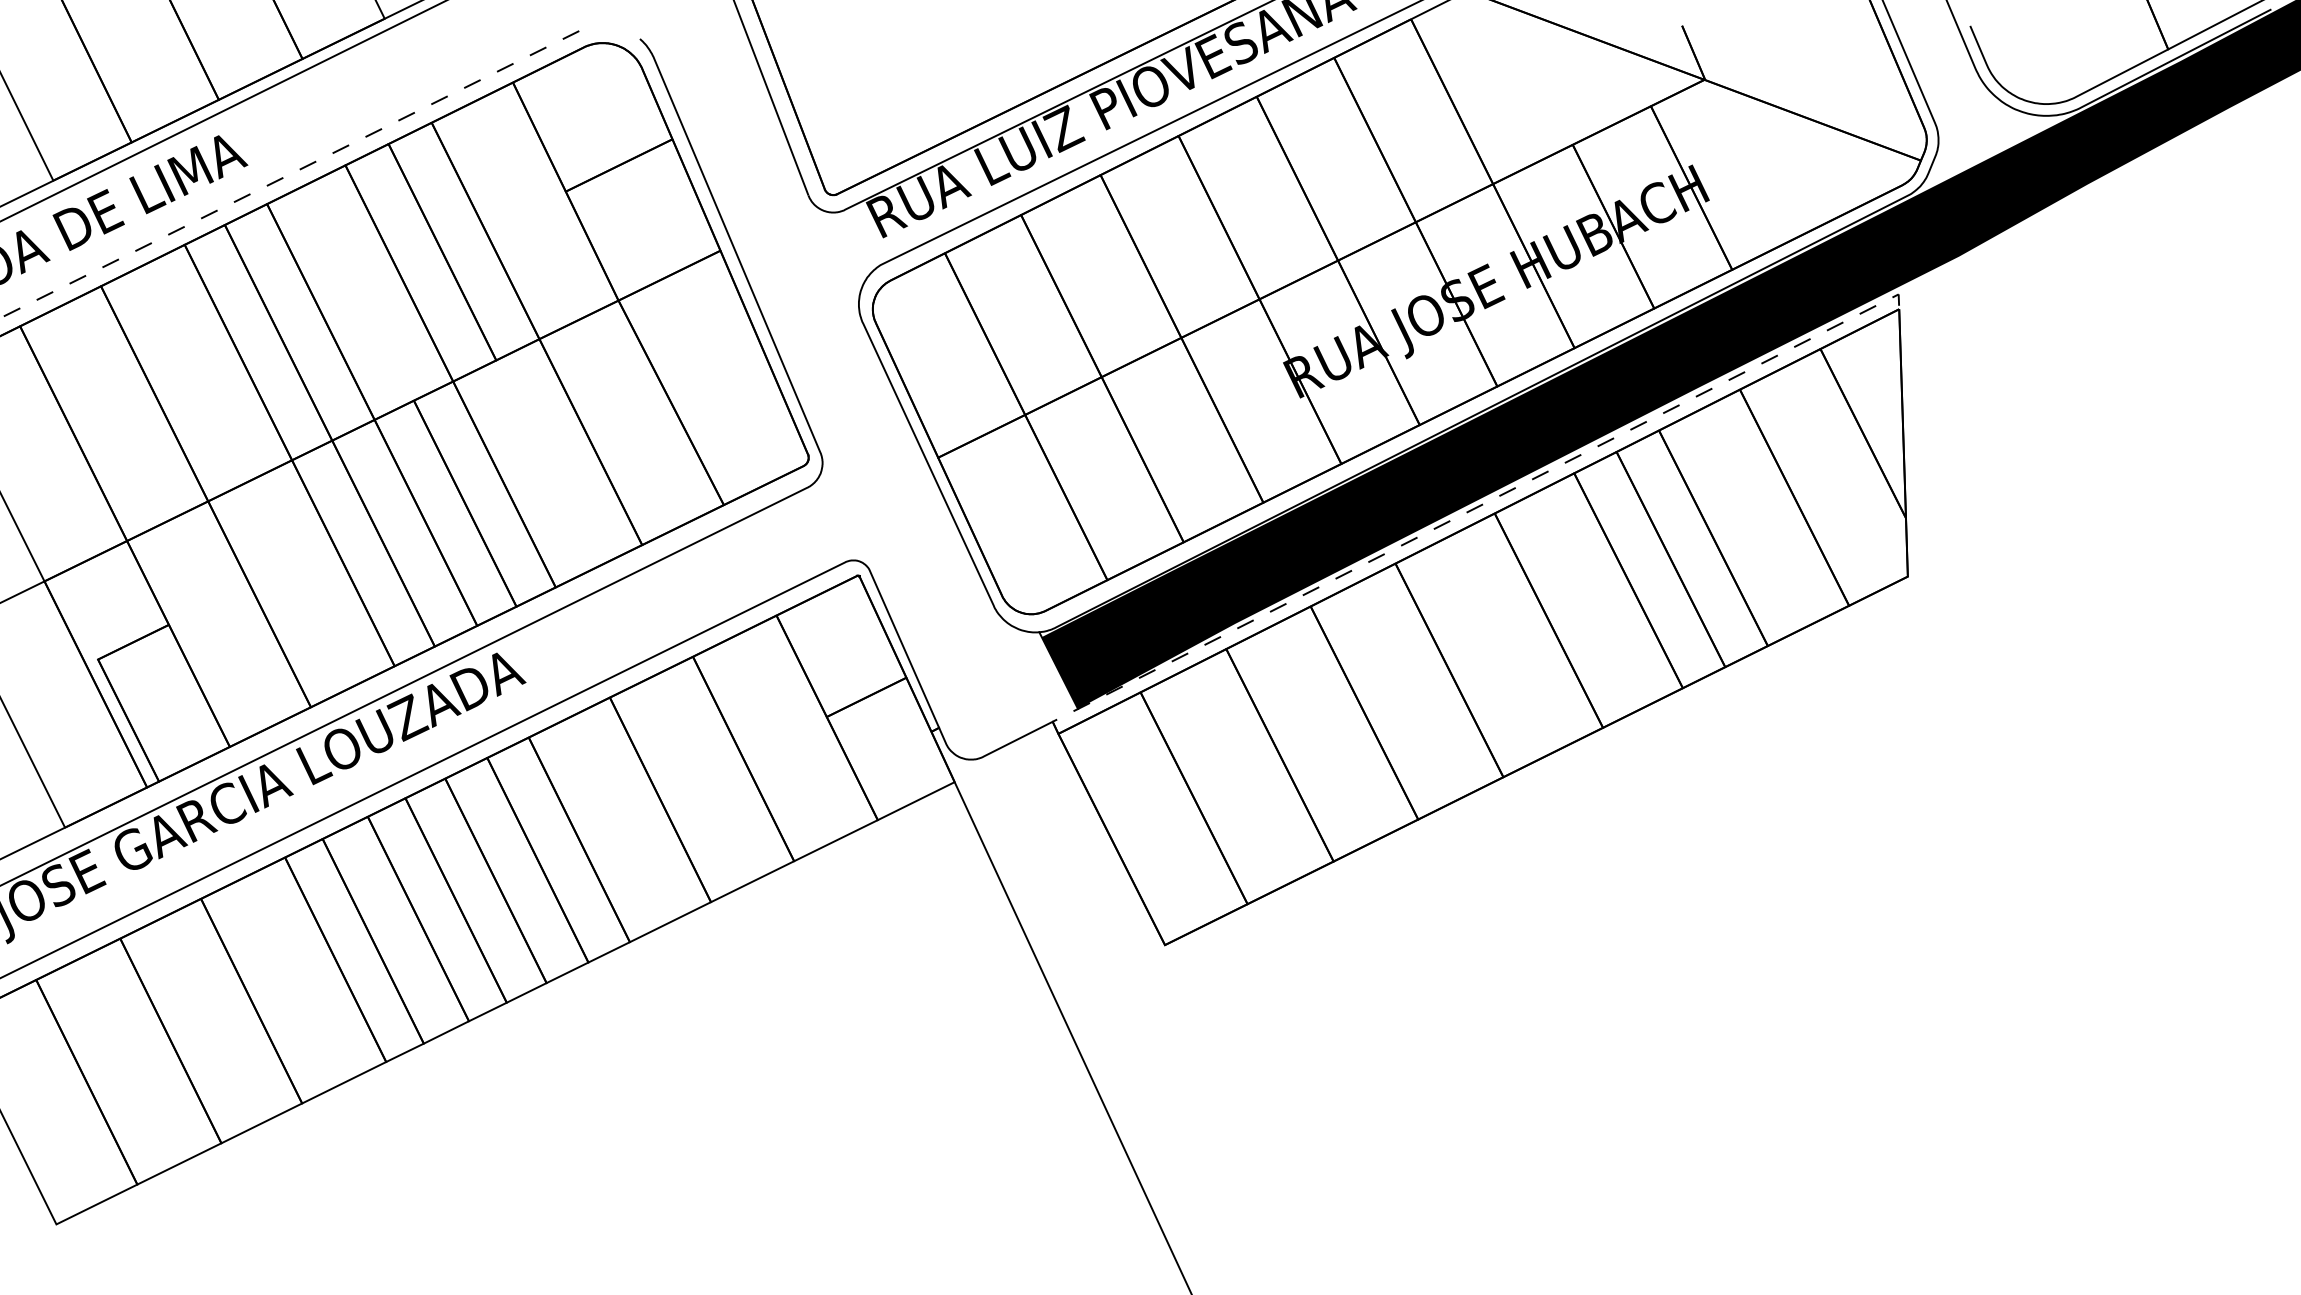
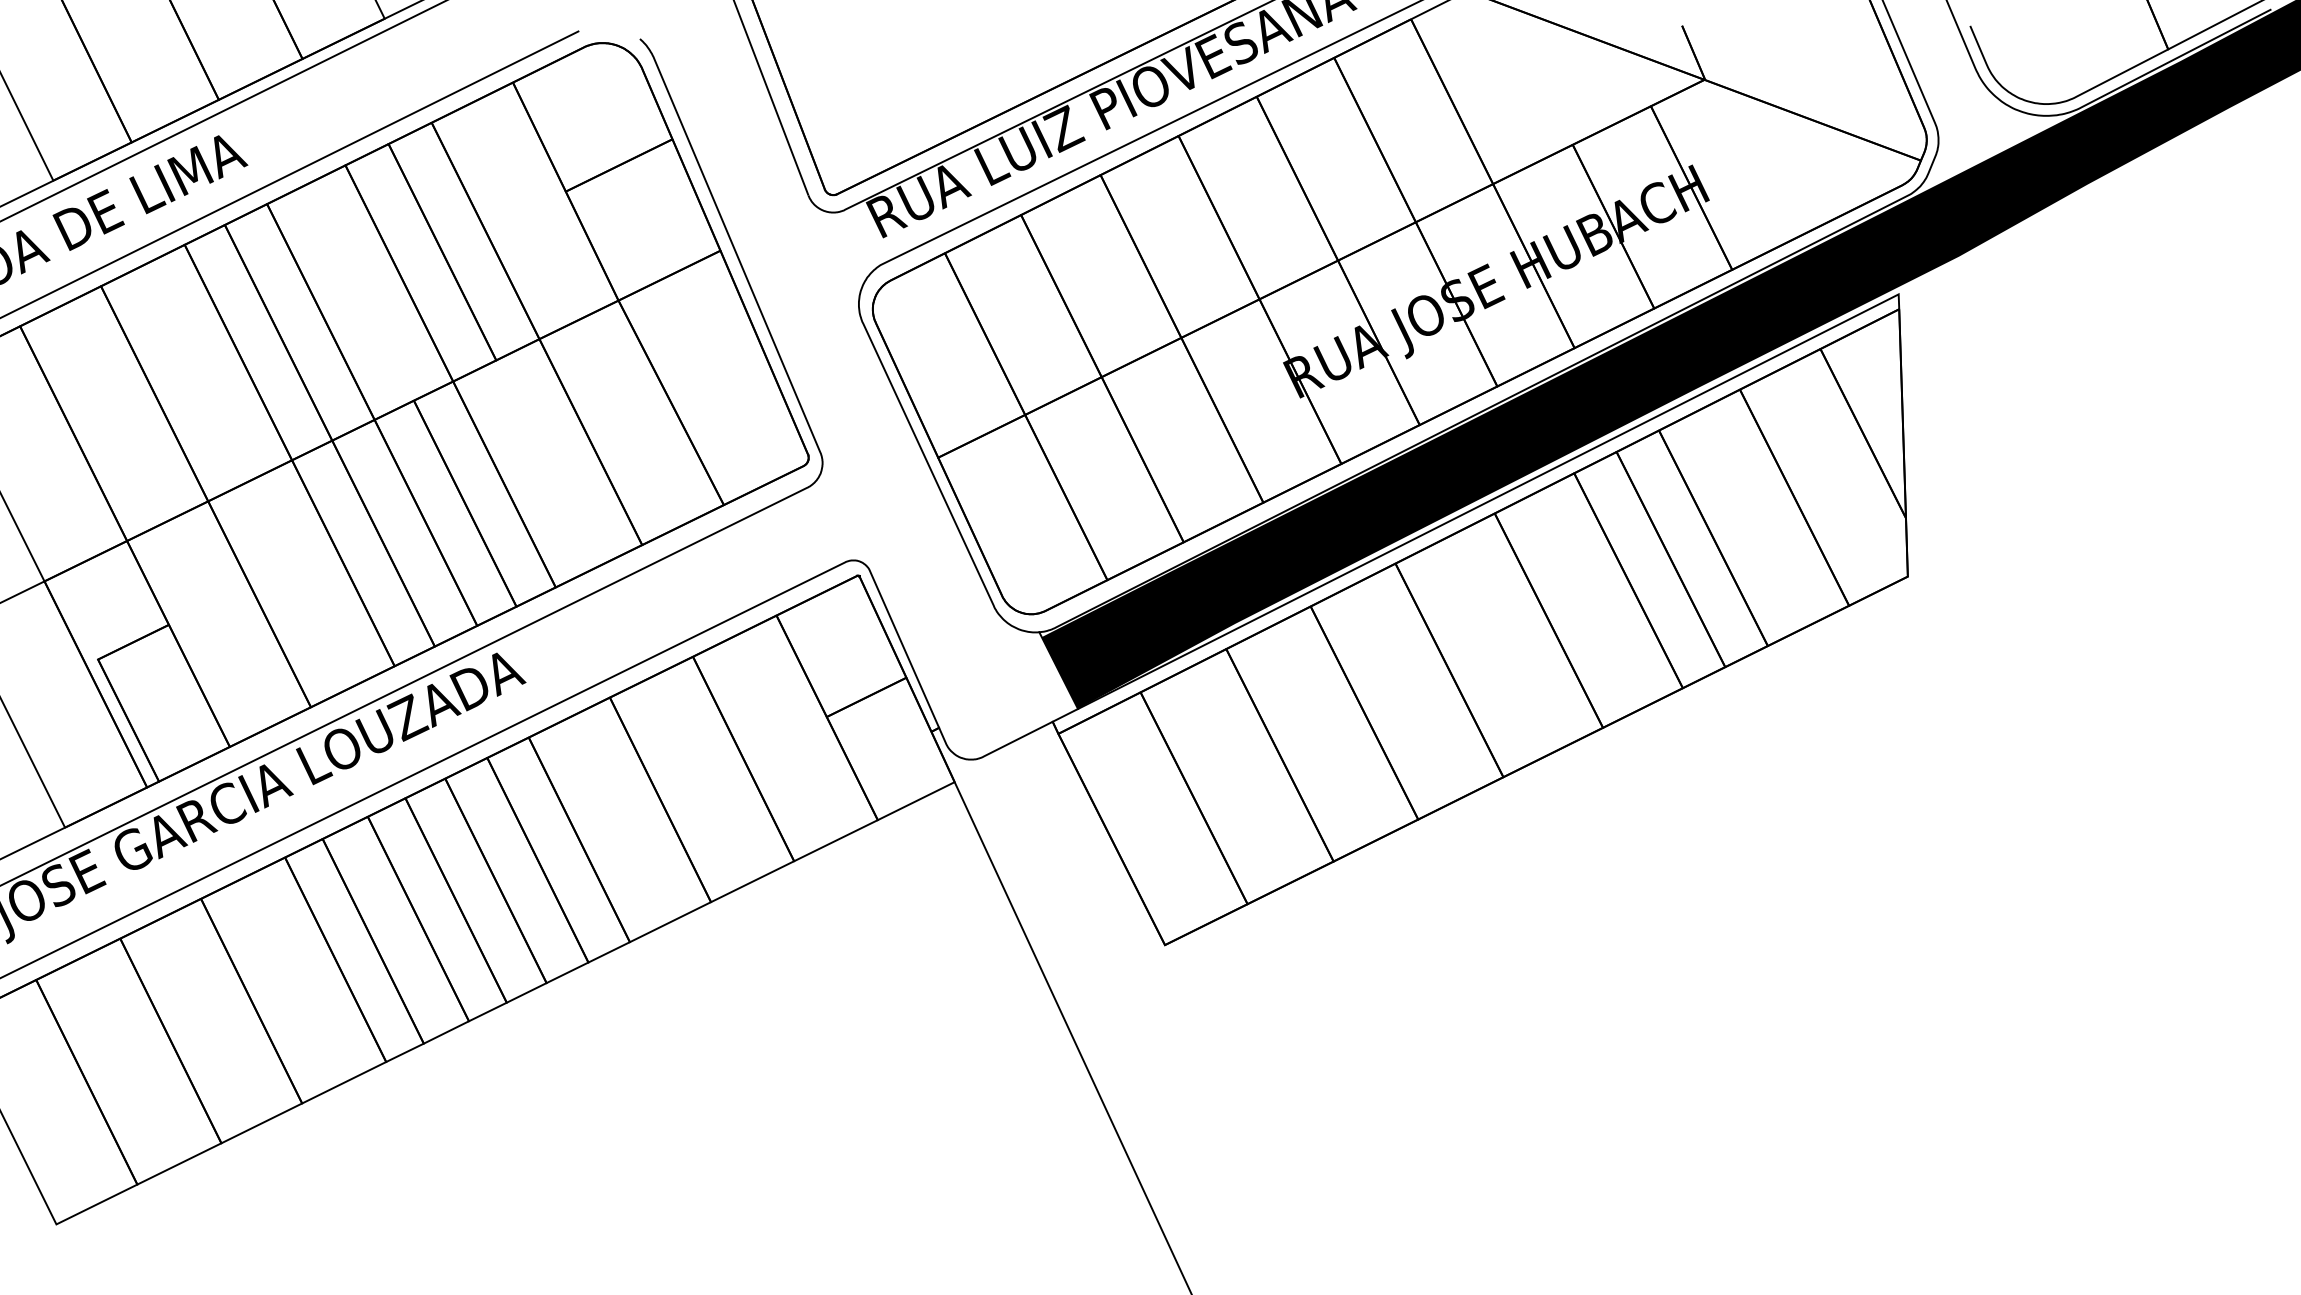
line: dashed -> solid (289, 174)
line: dashed -> solid (1476, 507)
